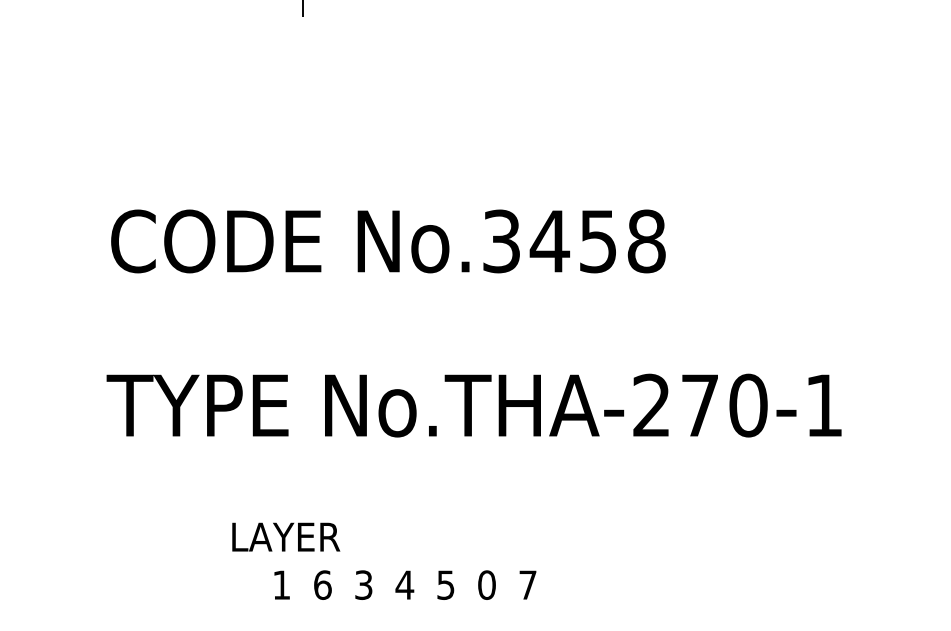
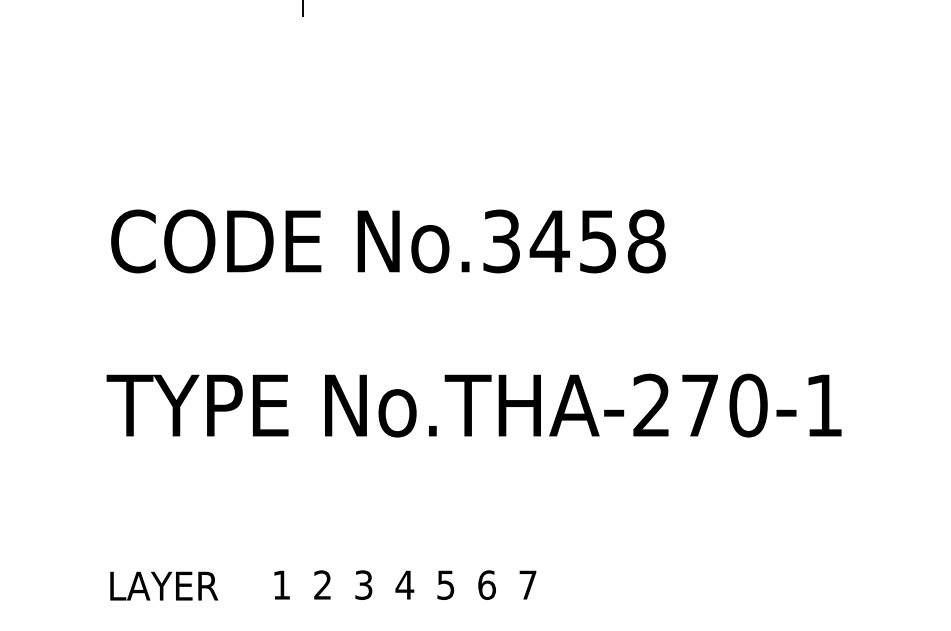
text position: (286, 536) -> (164, 585) (164, 585)
text: 6 -> 2 (322, 584)
text: 0 -> 6 (486, 584)
